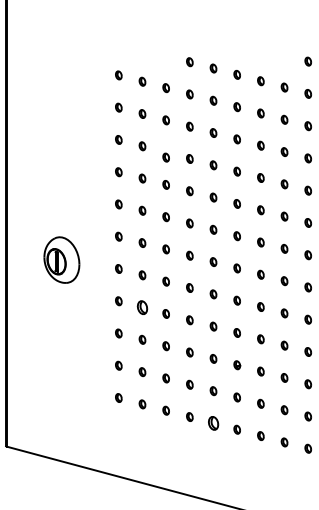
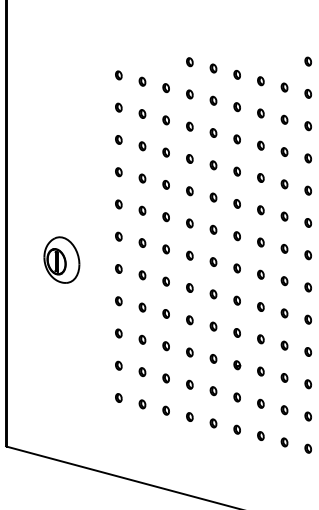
part position: (165, 157) -> (165, 152) (165, 152)
part size: 13x15 px -> 9x11 px (142, 307)
part size: 12x15 px -> 9x11 px (213, 423)
